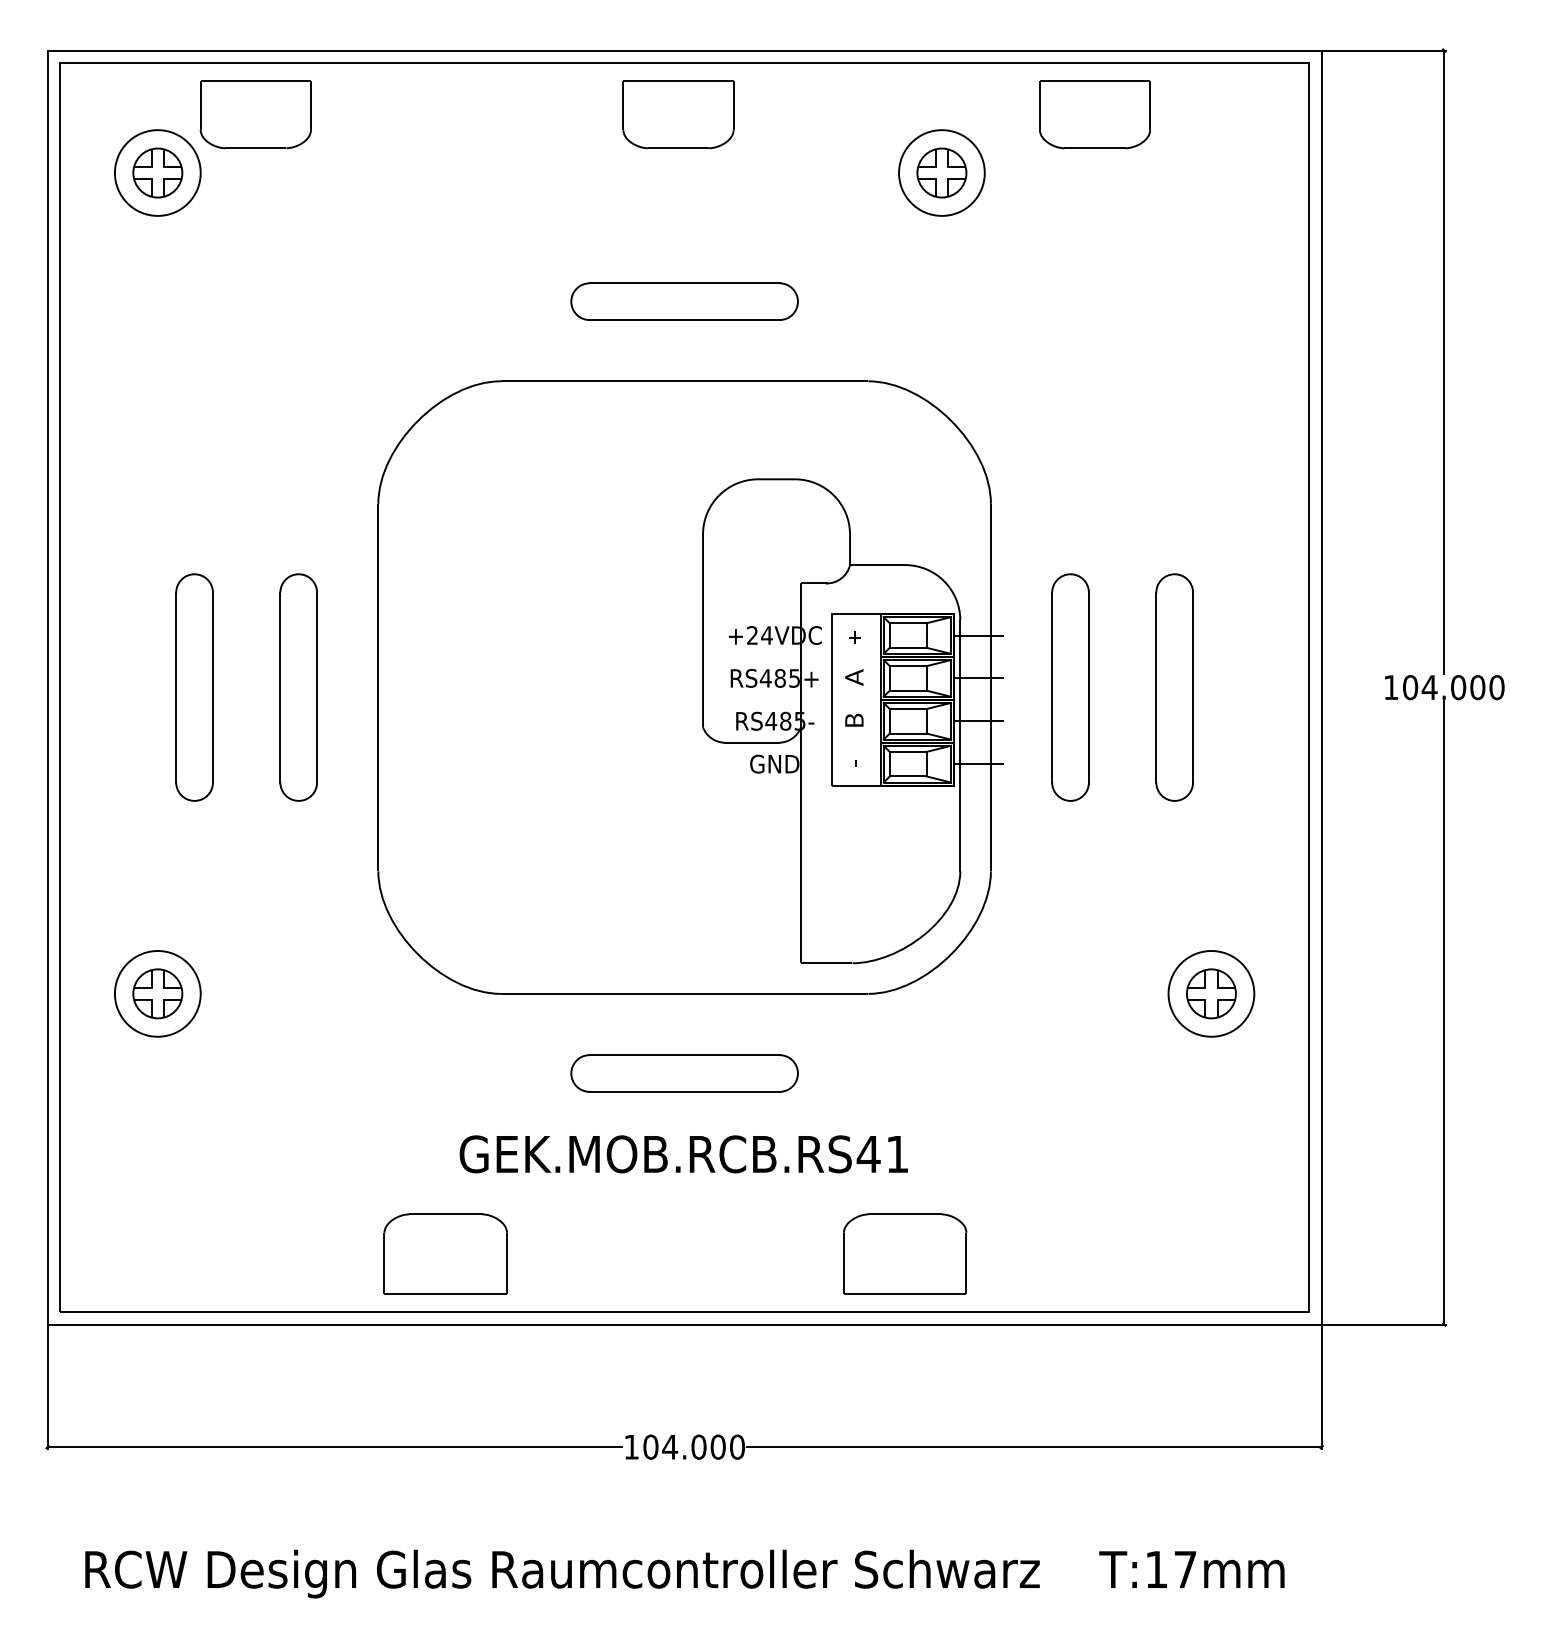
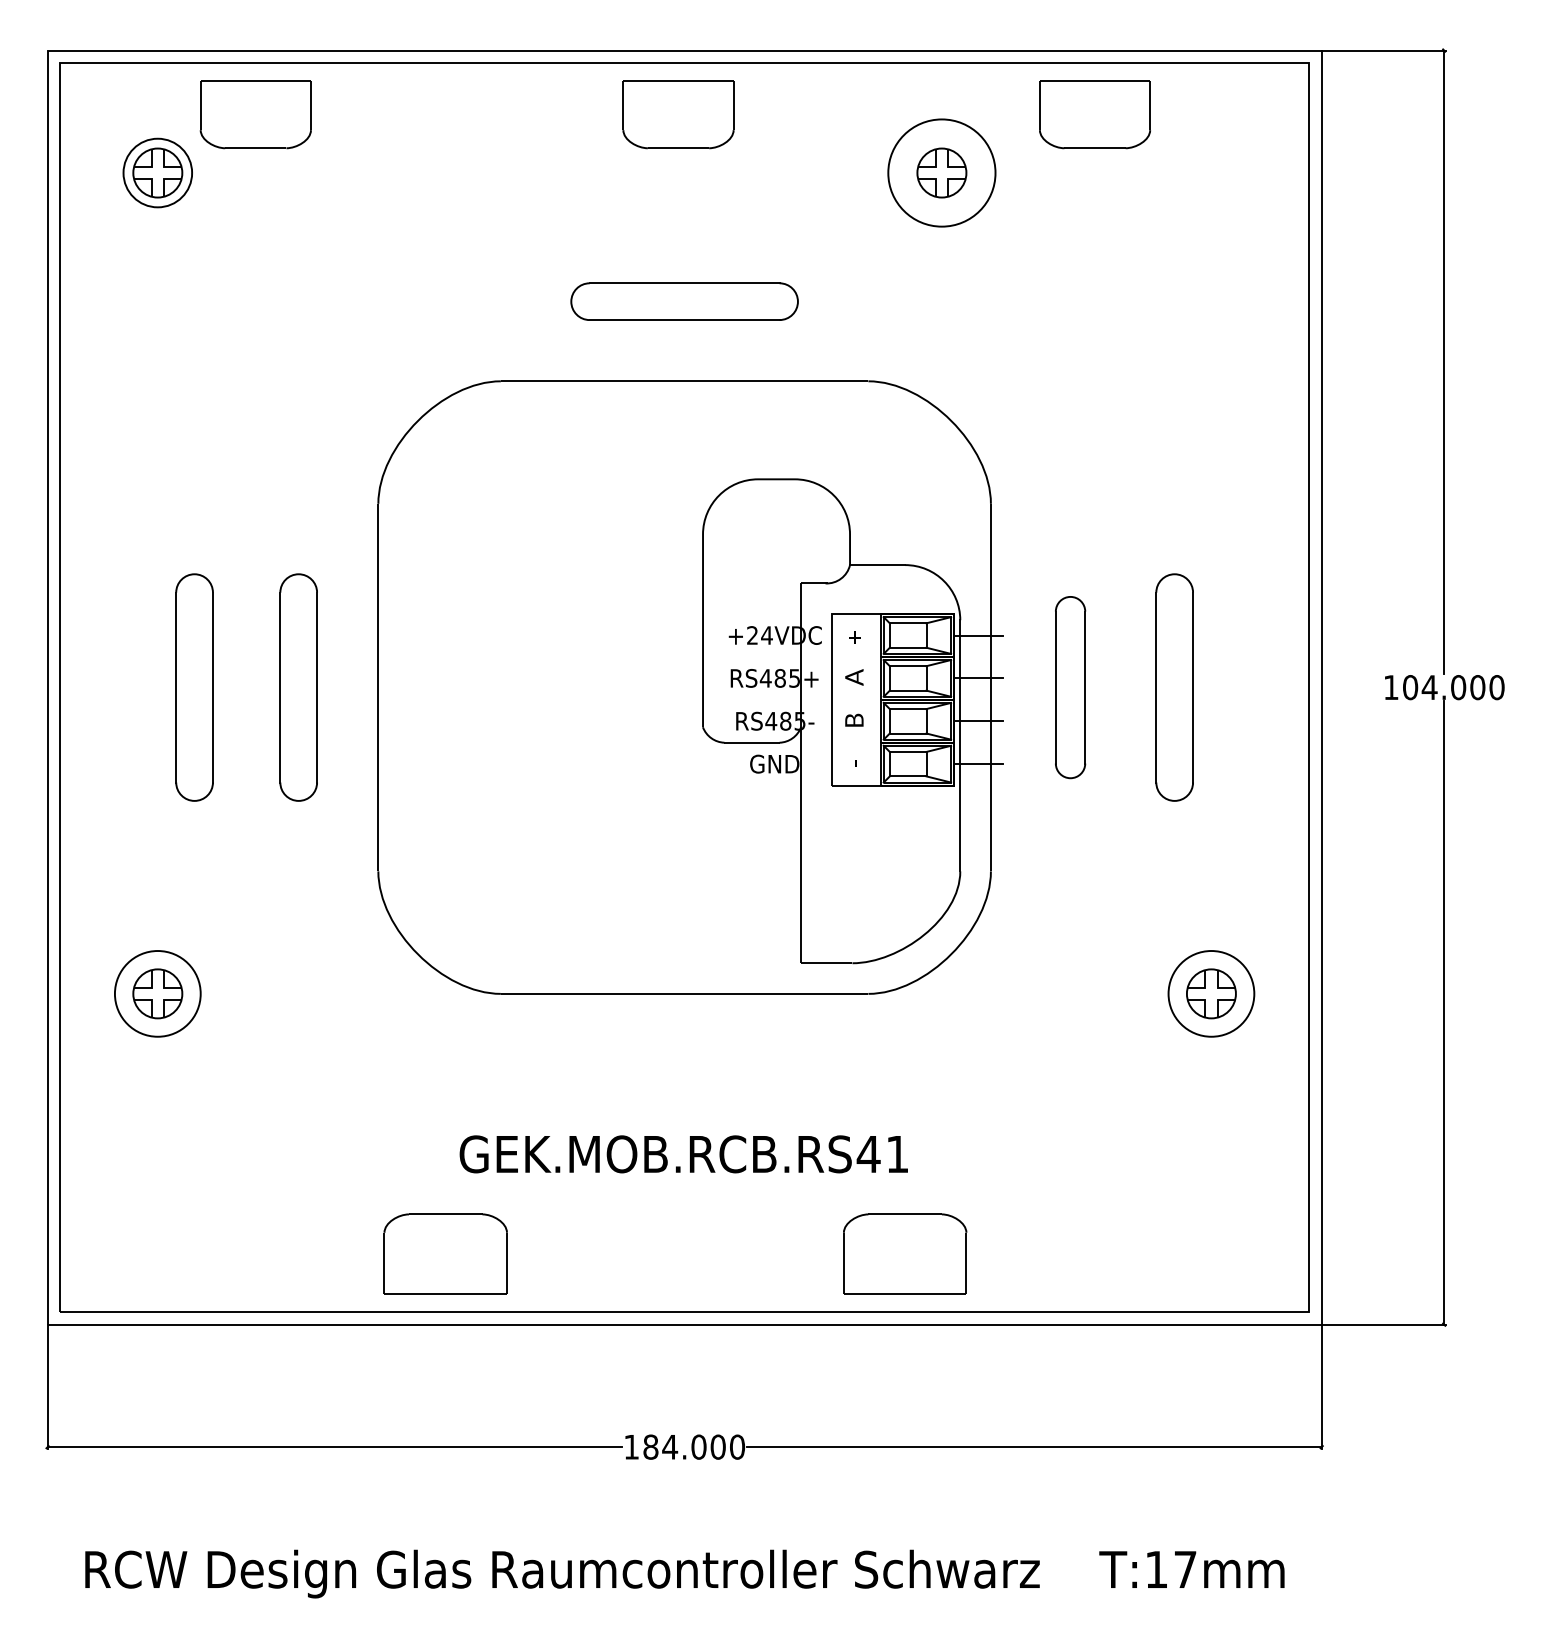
circle diameter: 86 px -> 69 px (157, 172)
circle diameter: 86 px -> 107 px (941, 172)
part size: 39x229 px -> 32x184 px (1070, 687)
part: present -> none (684, 1073)
text: 104.000 -> 184.000 (650, 1447)
